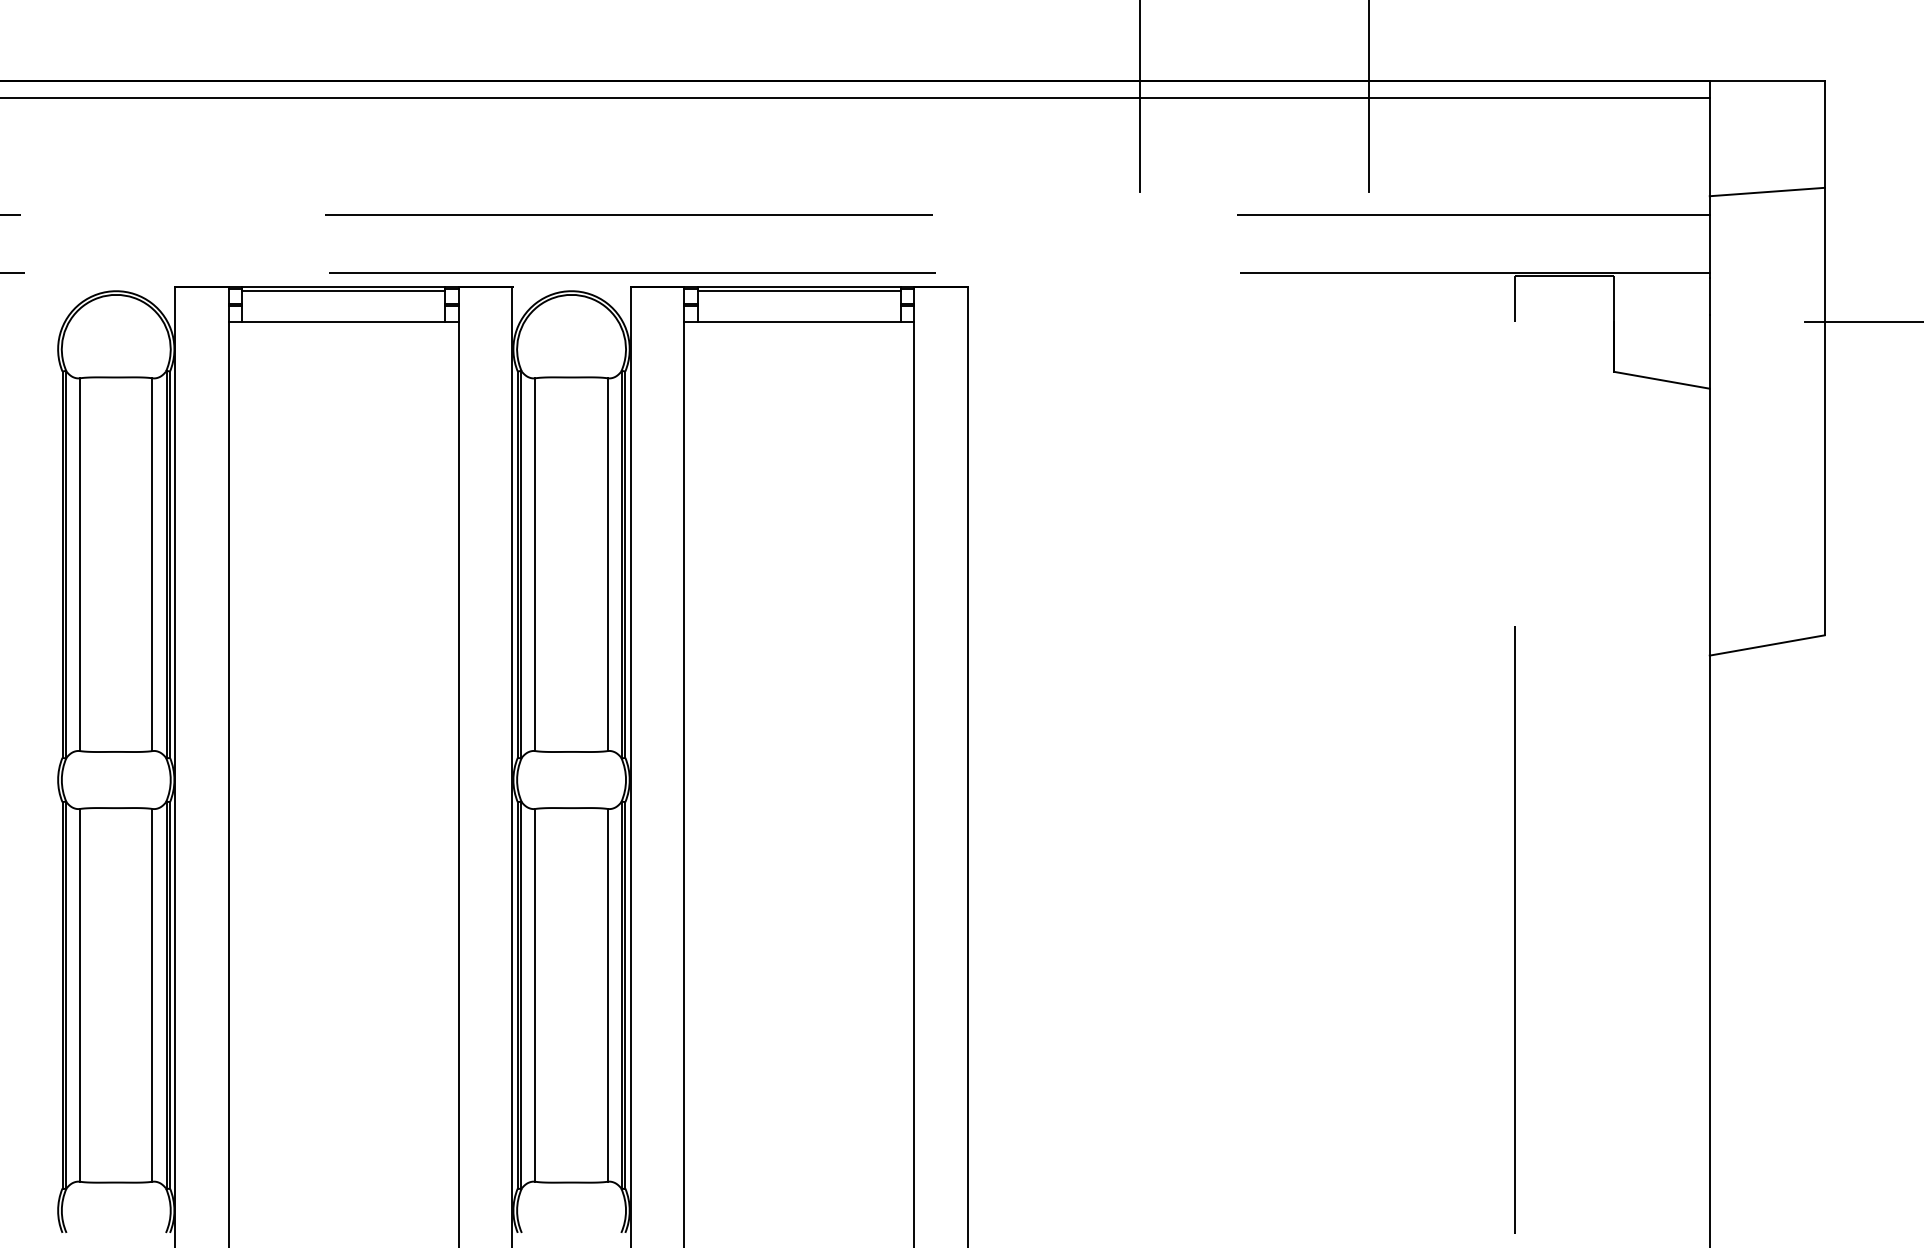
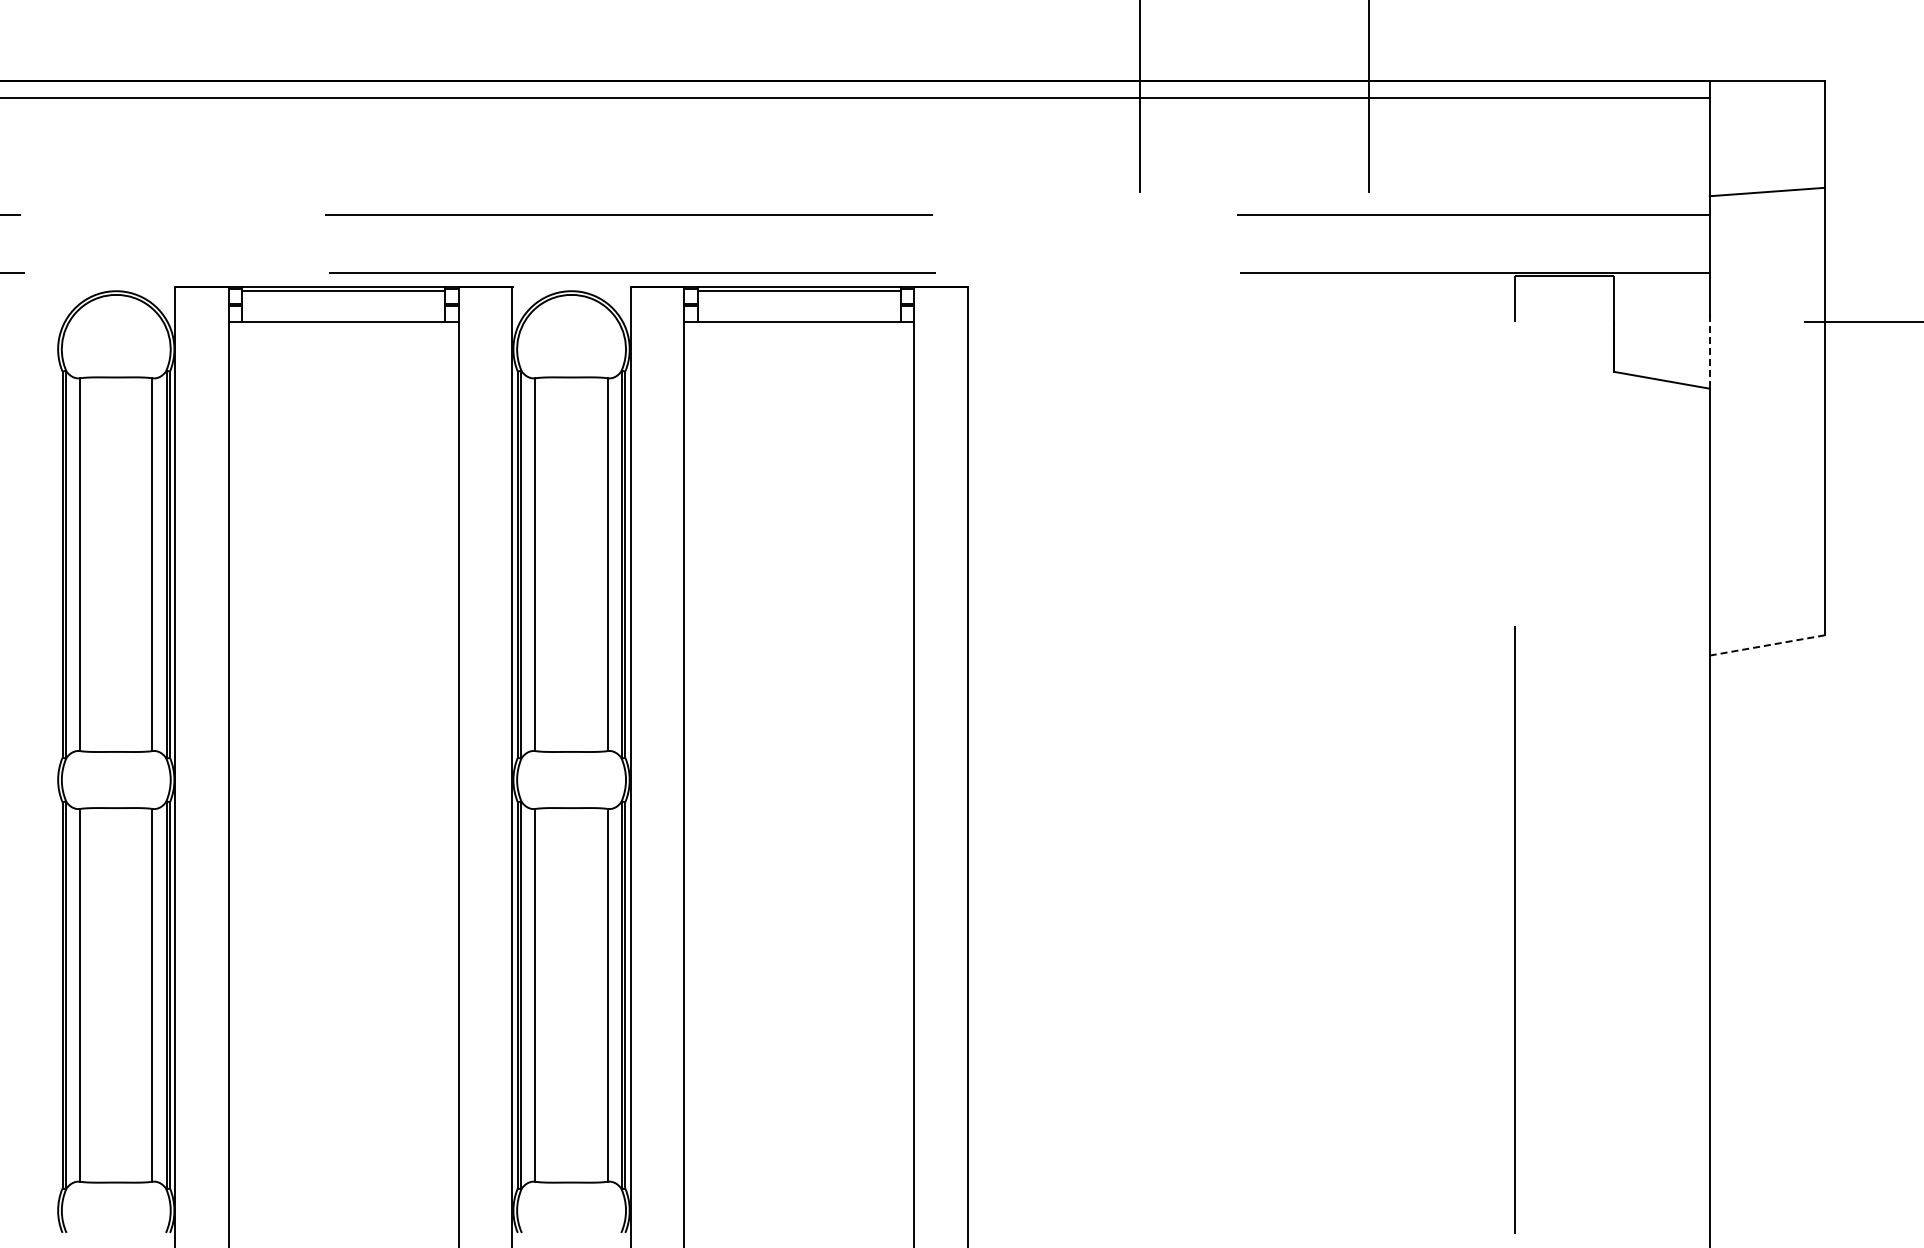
line: solid -> dashed (1709, 351)
line: solid -> dashed (1767, 645)
